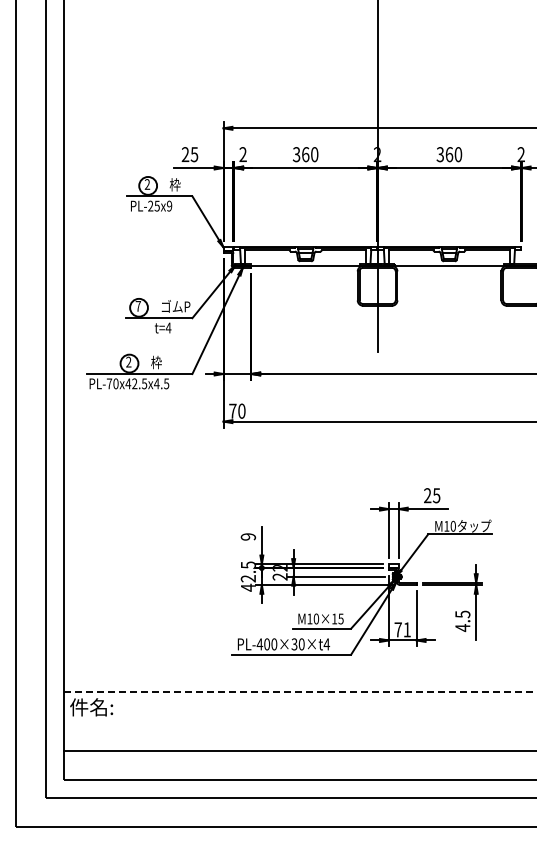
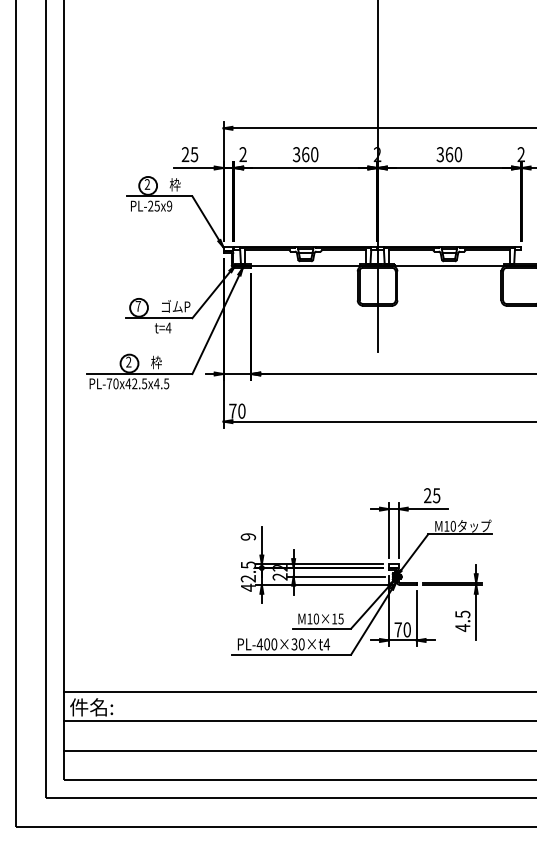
text: 71 -> 70 (406, 629)
line: dashed -> solid (299, 692)
line: none -> present (298, 721)
